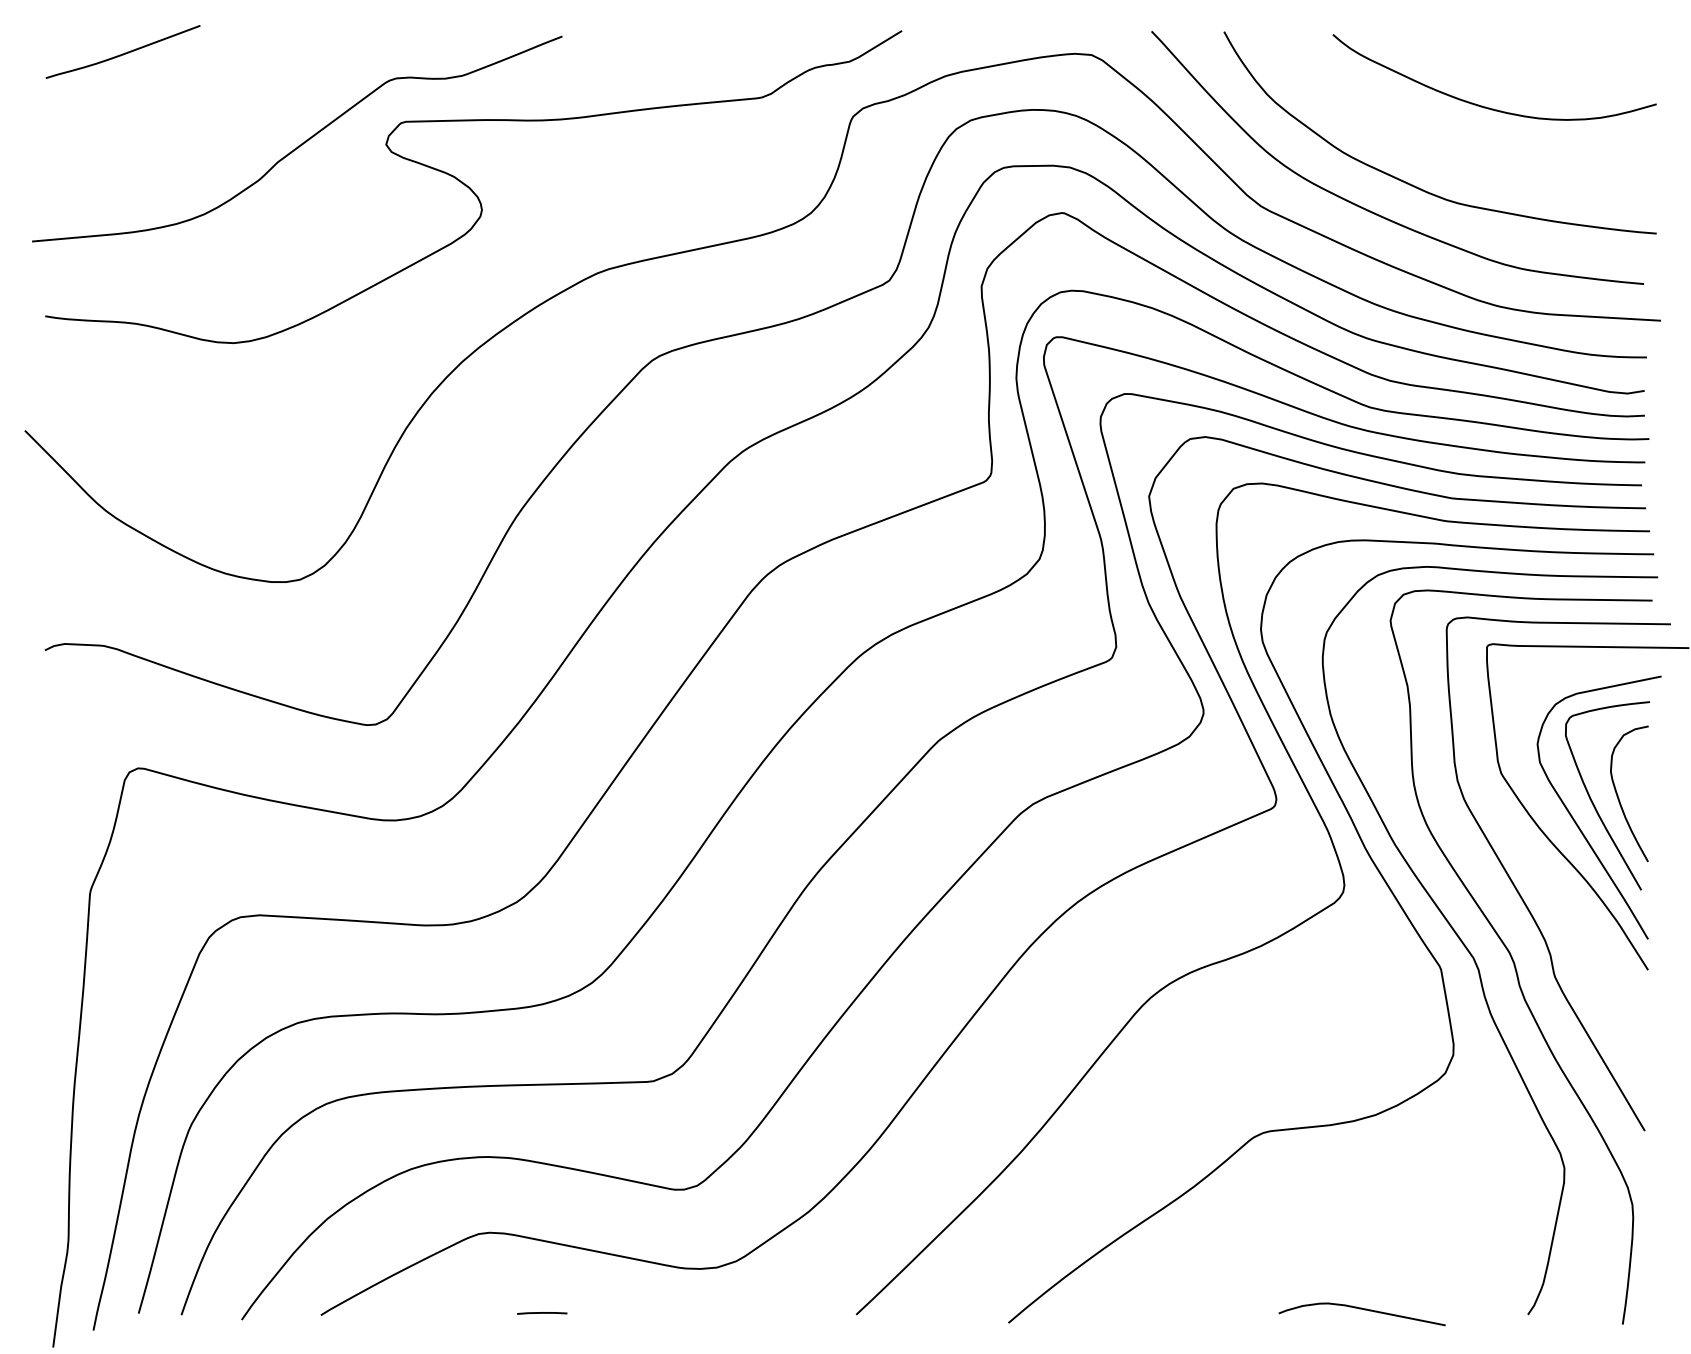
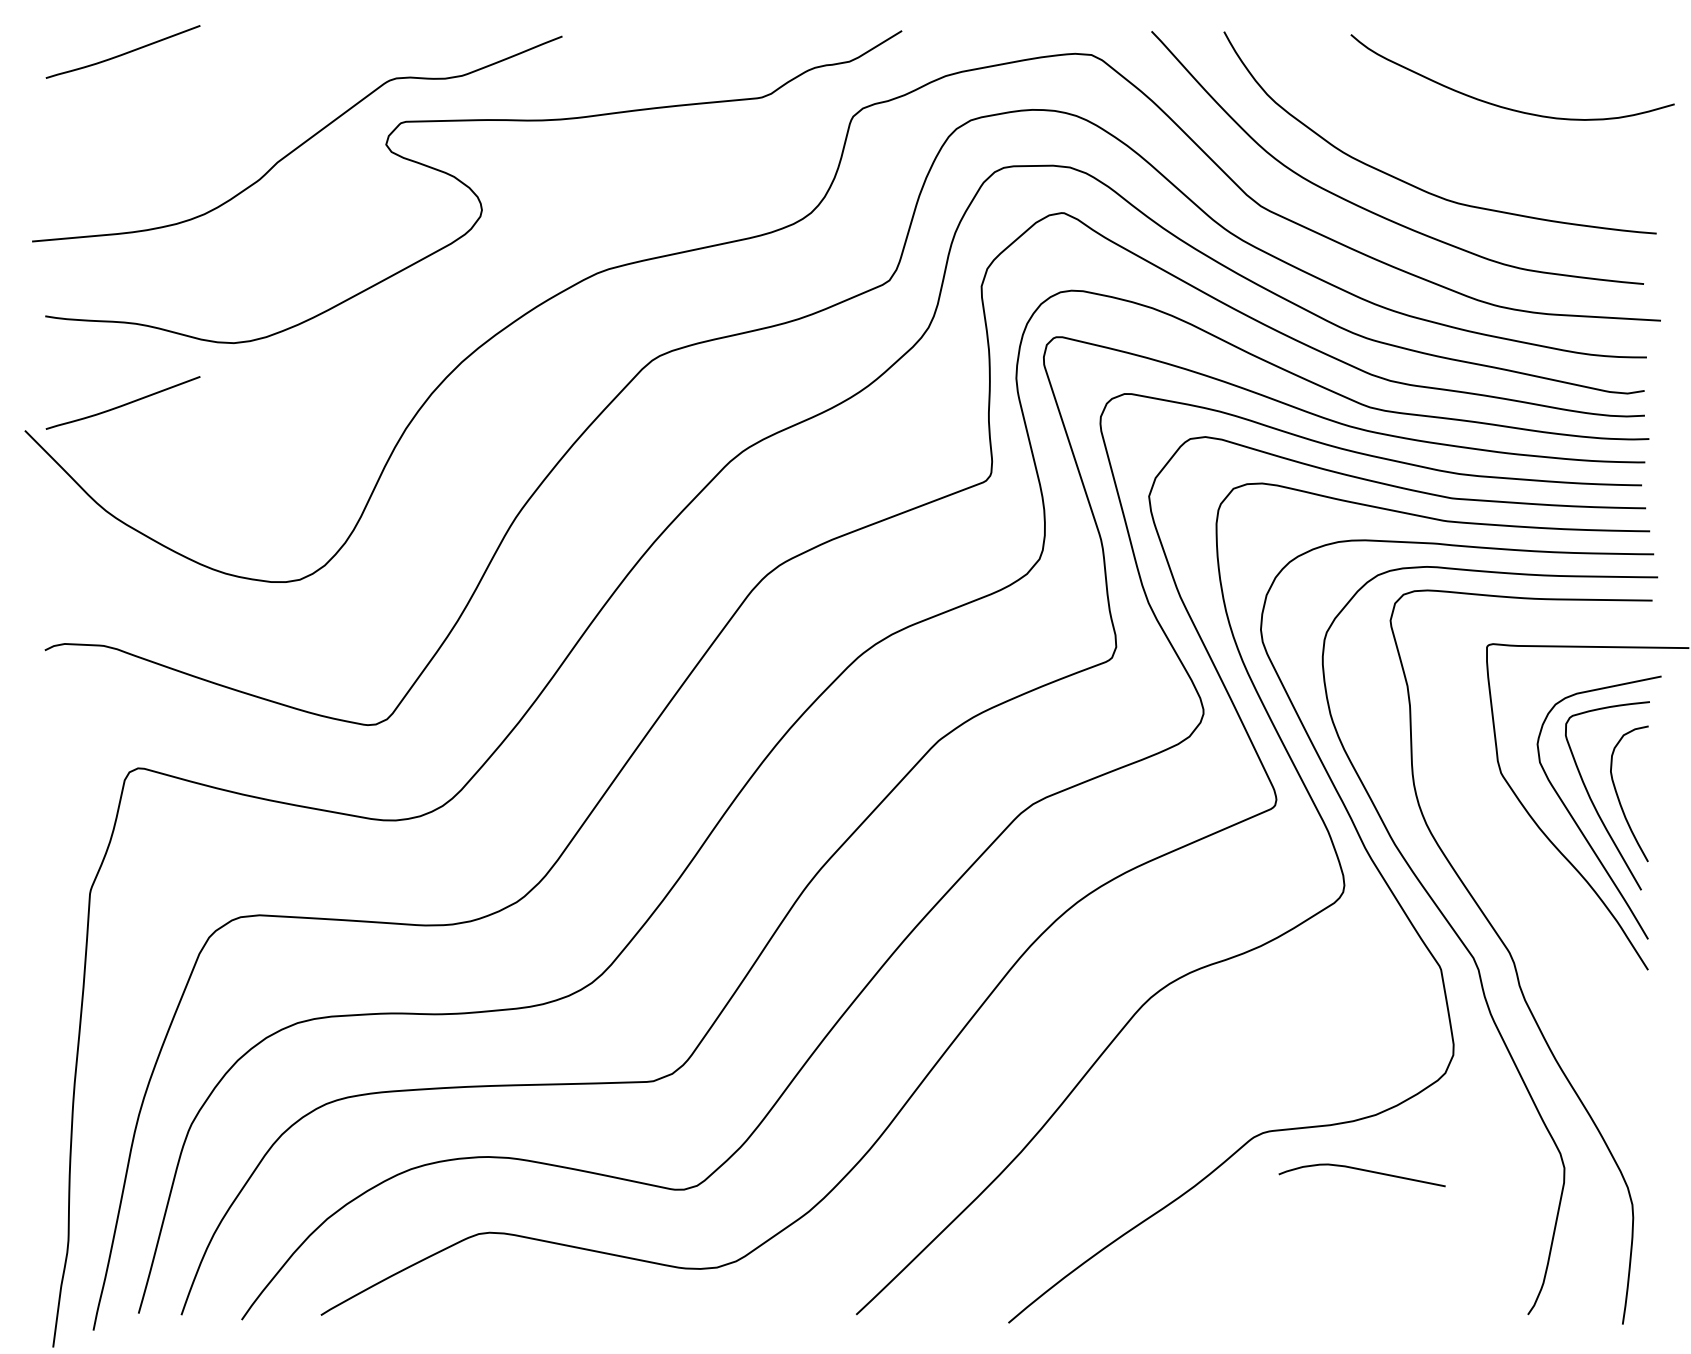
curve position: (1485, 106) -> (1503, 106) (1503, 106)
curve: none -> present (122, 404)
curve: present -> none (1521, 895)
curve position: (1361, 1309) -> (1361, 1170) (1361, 1170)
line: present -> none (542, 1313)
